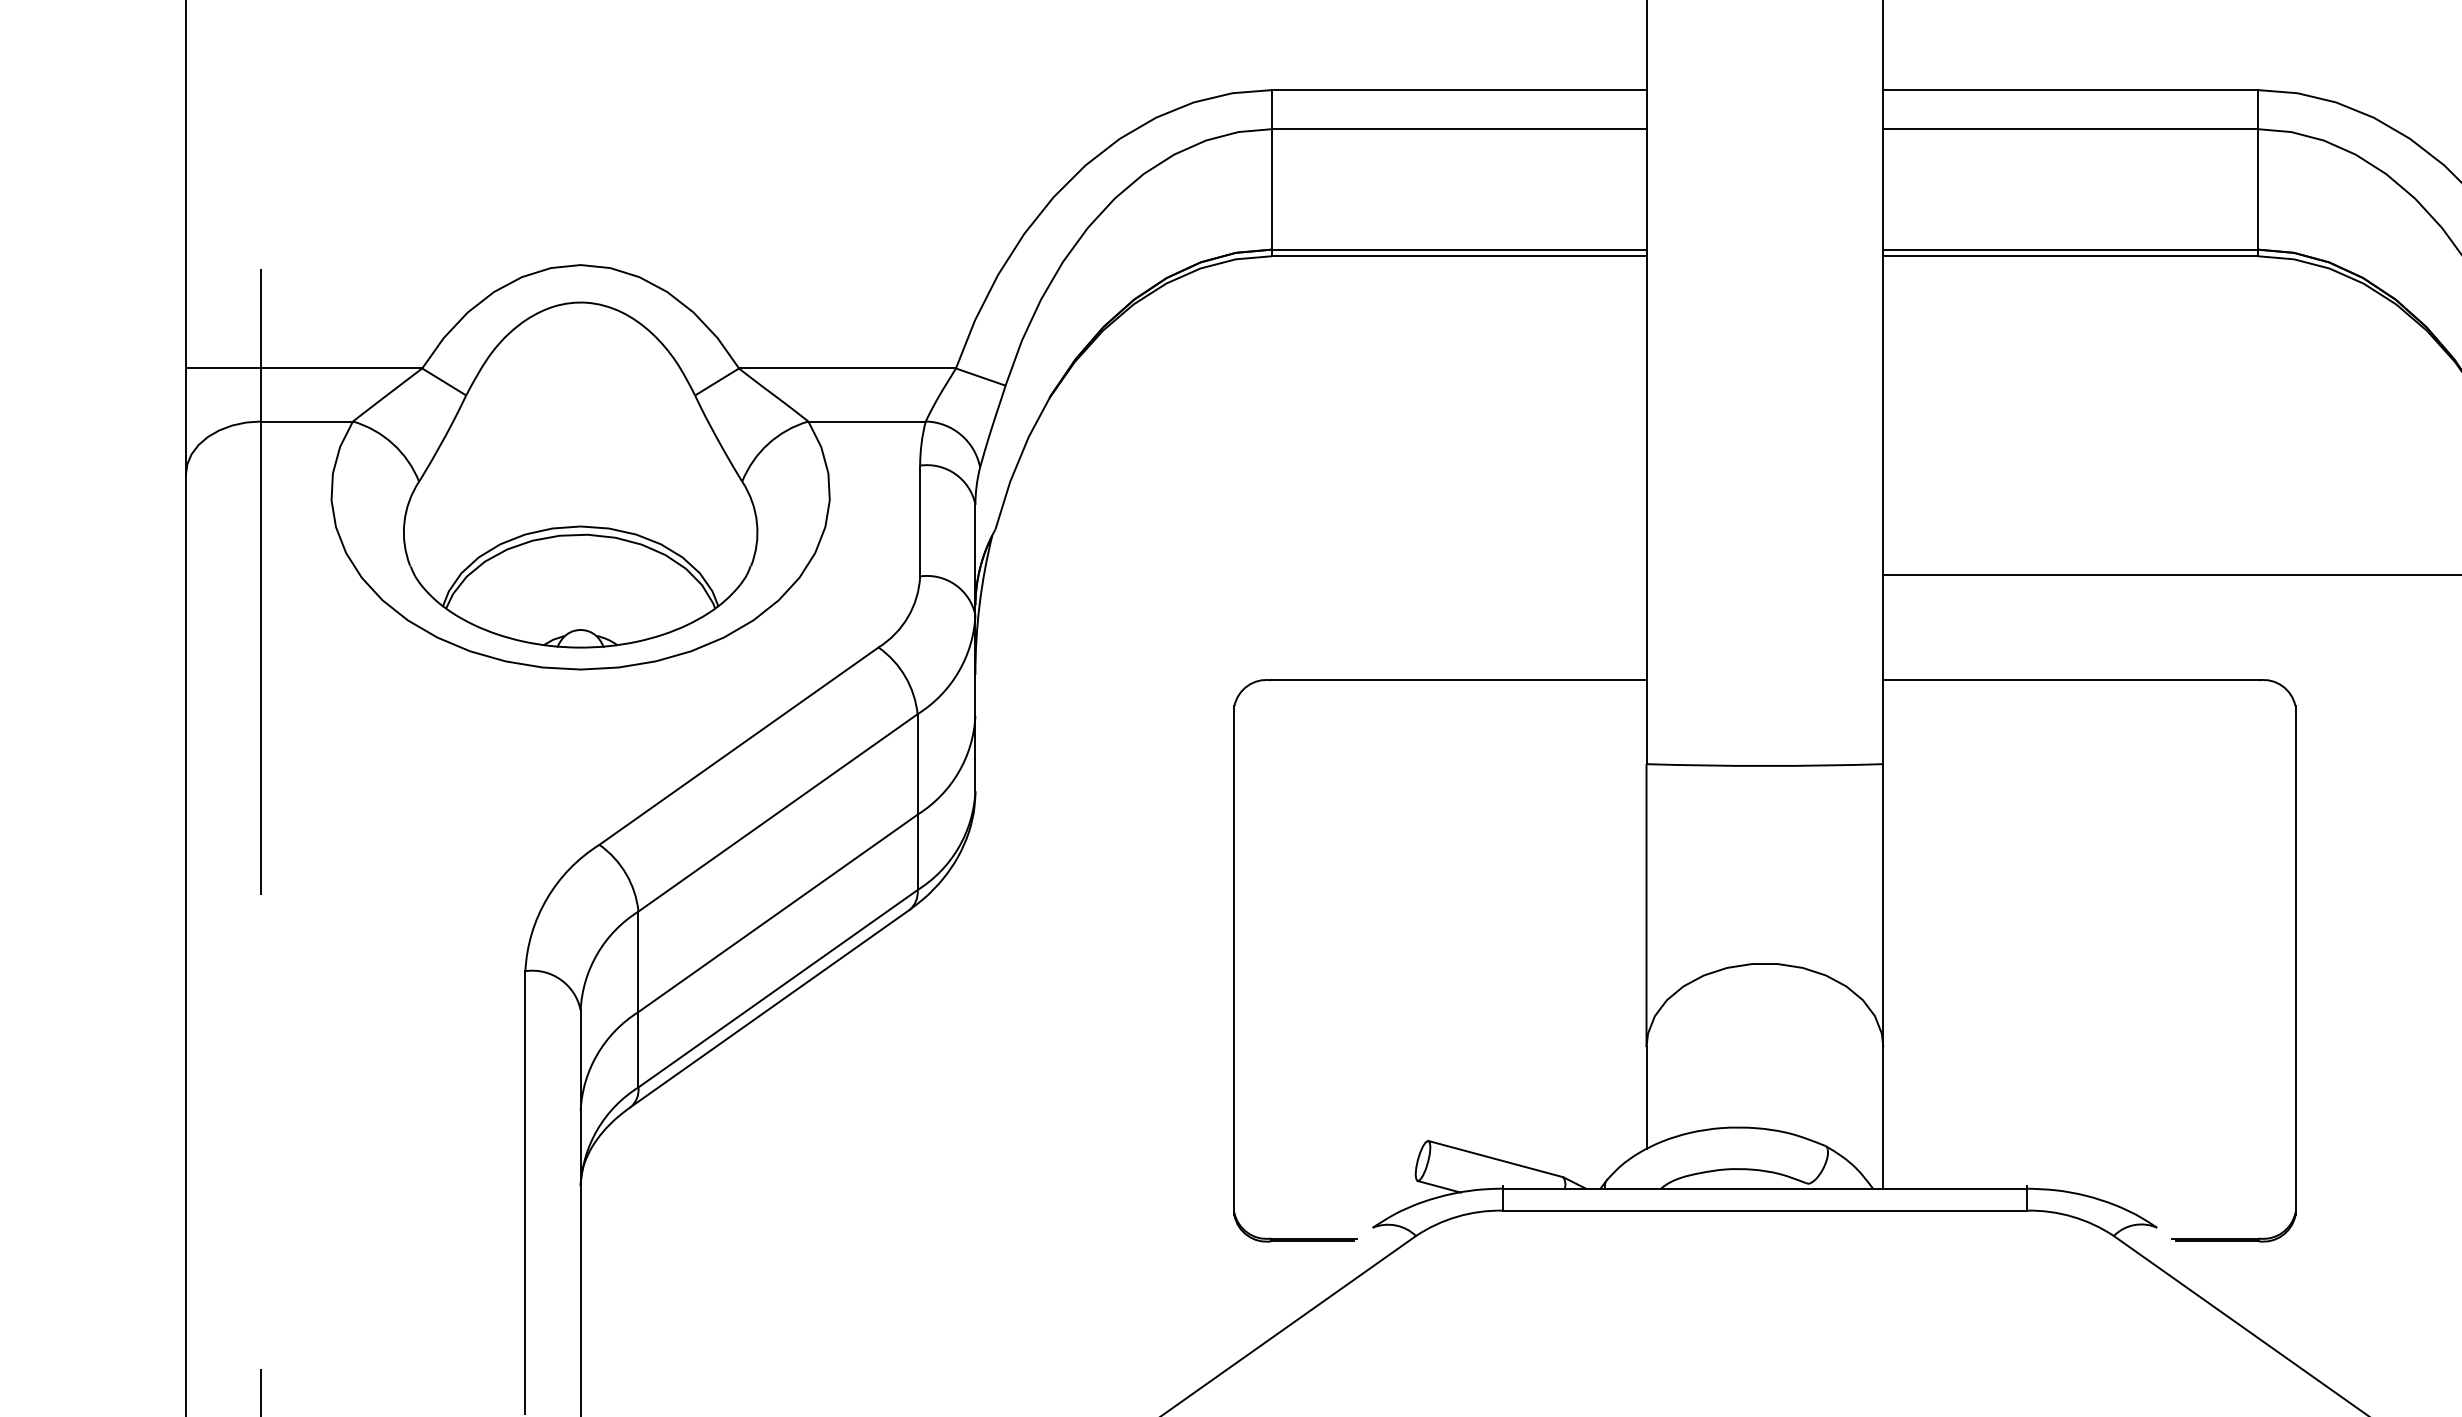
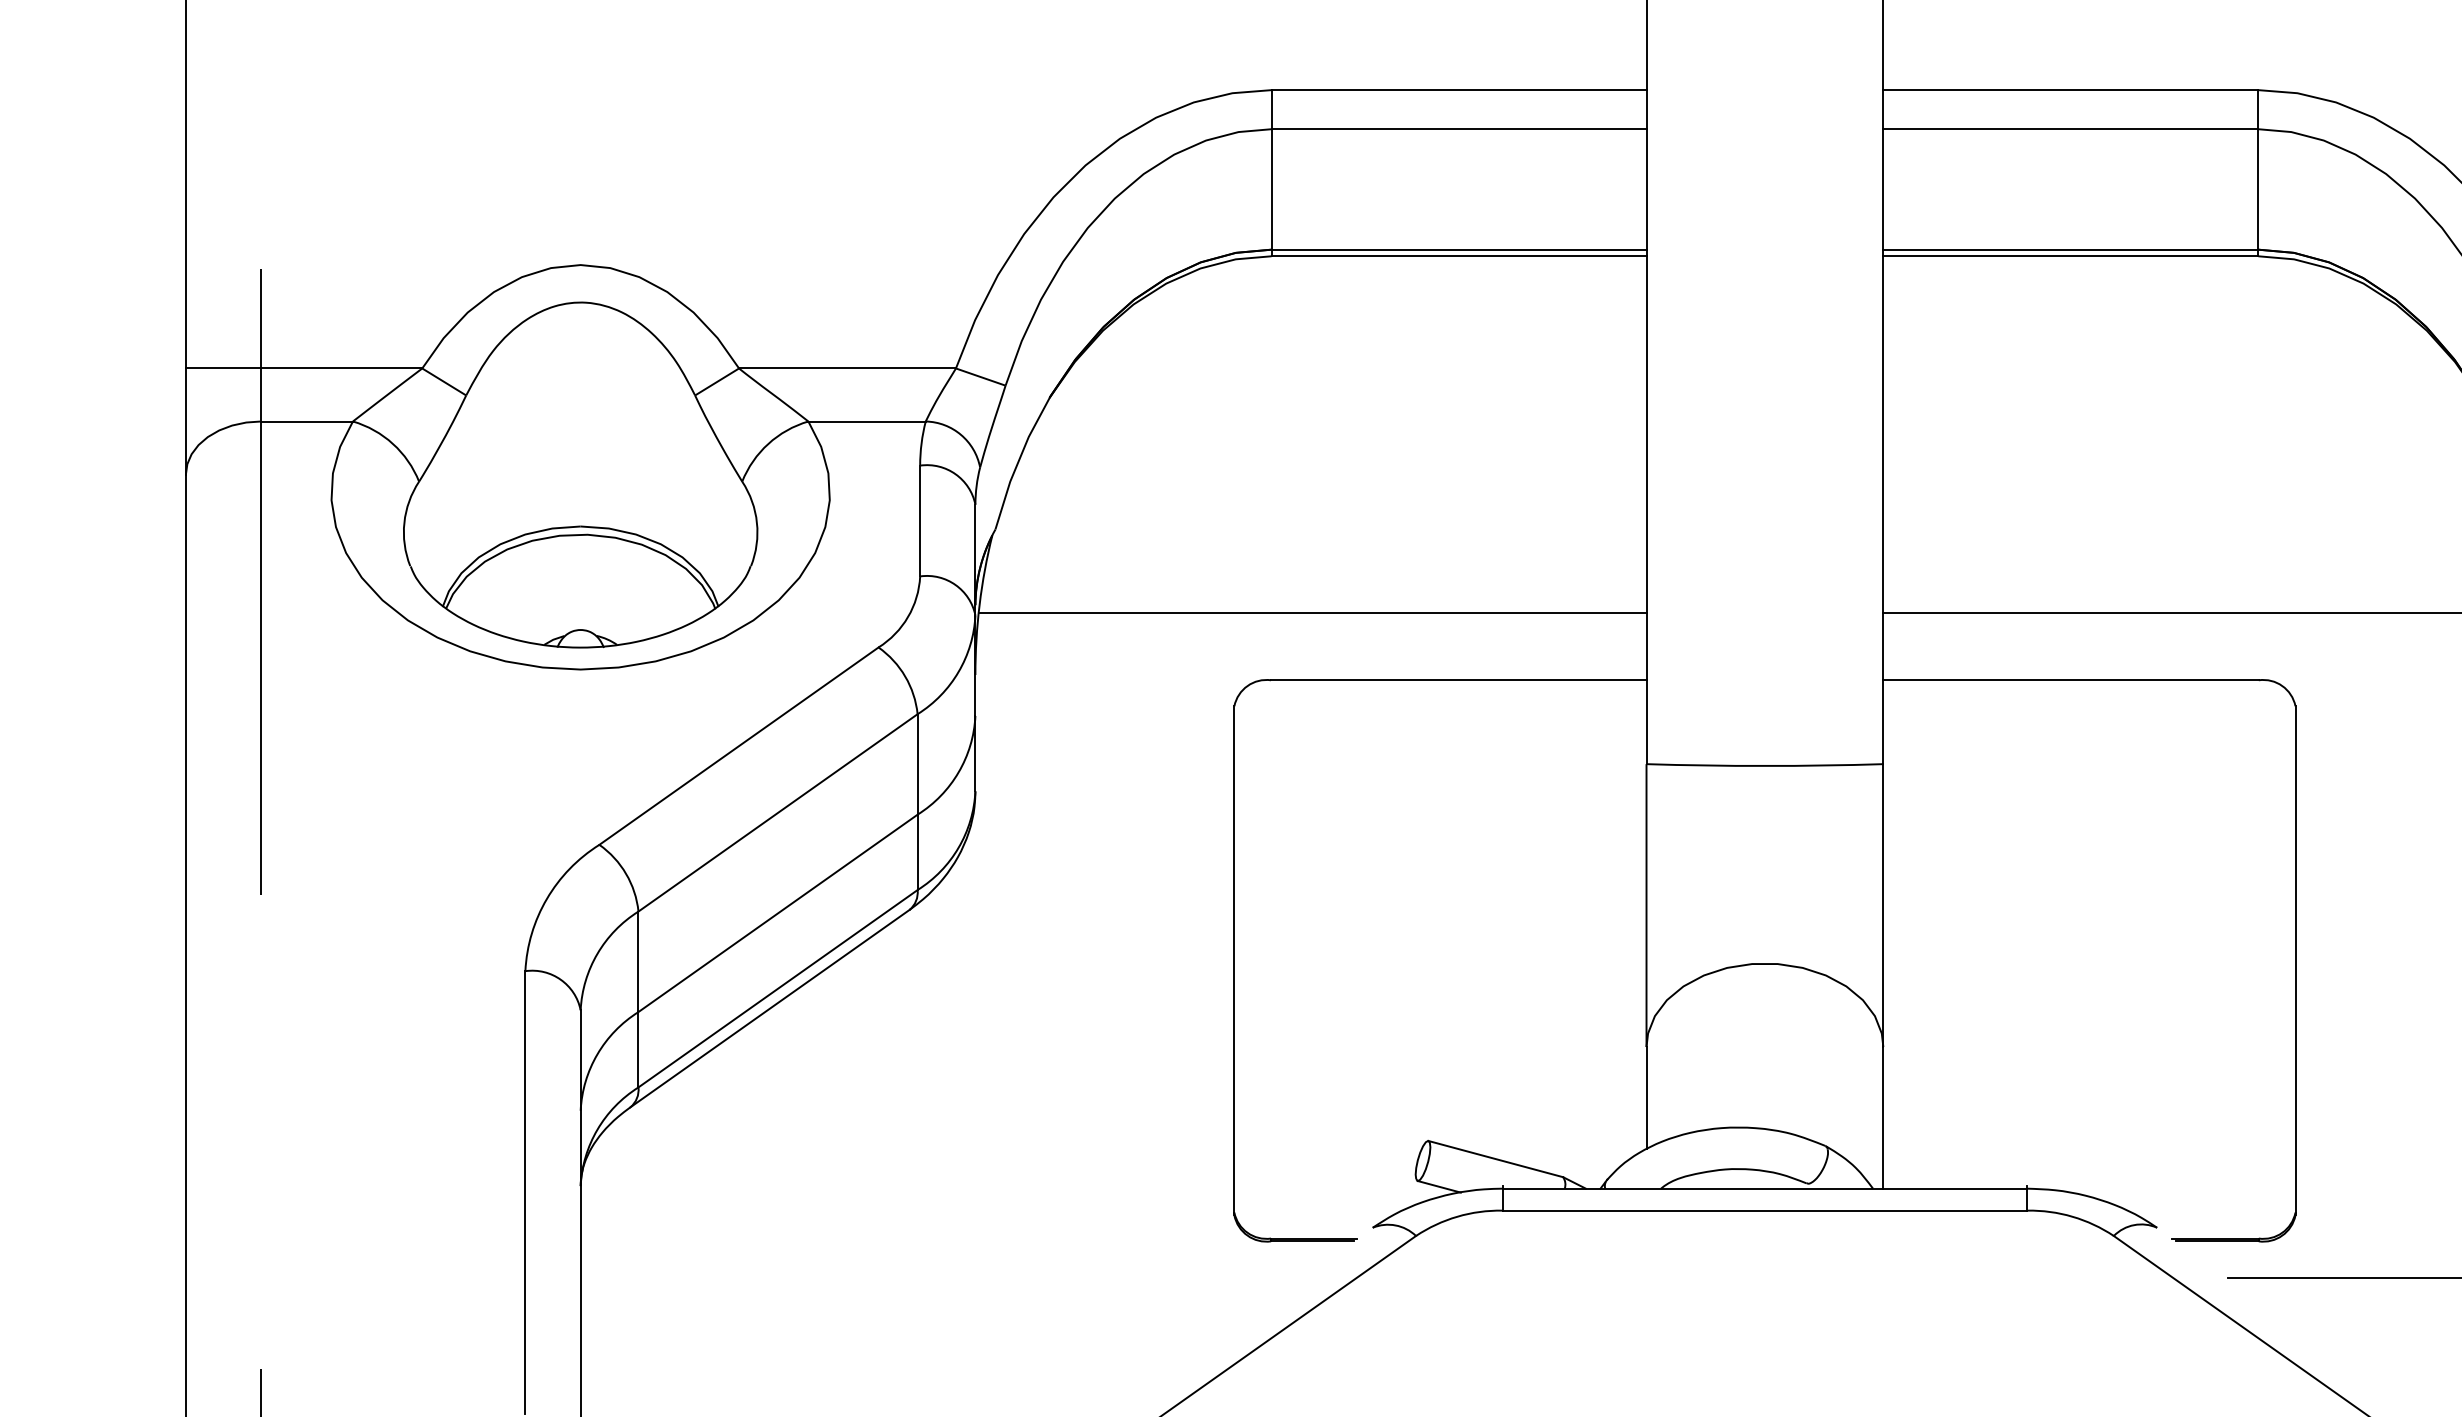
line position: (2170, 575) -> (2170, 613) (2170, 613)
line: none -> present (1312, 613)
line: none -> present (2343, 1278)
